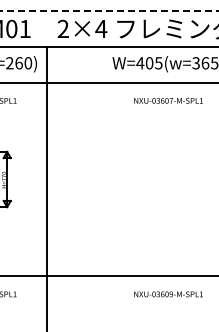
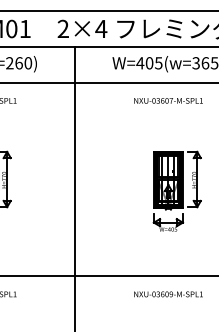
line: dashed -> solid (109, 11)
line position: (47, 187) -> (75, 187) (75, 187)
part: none -> present (176, 190)
